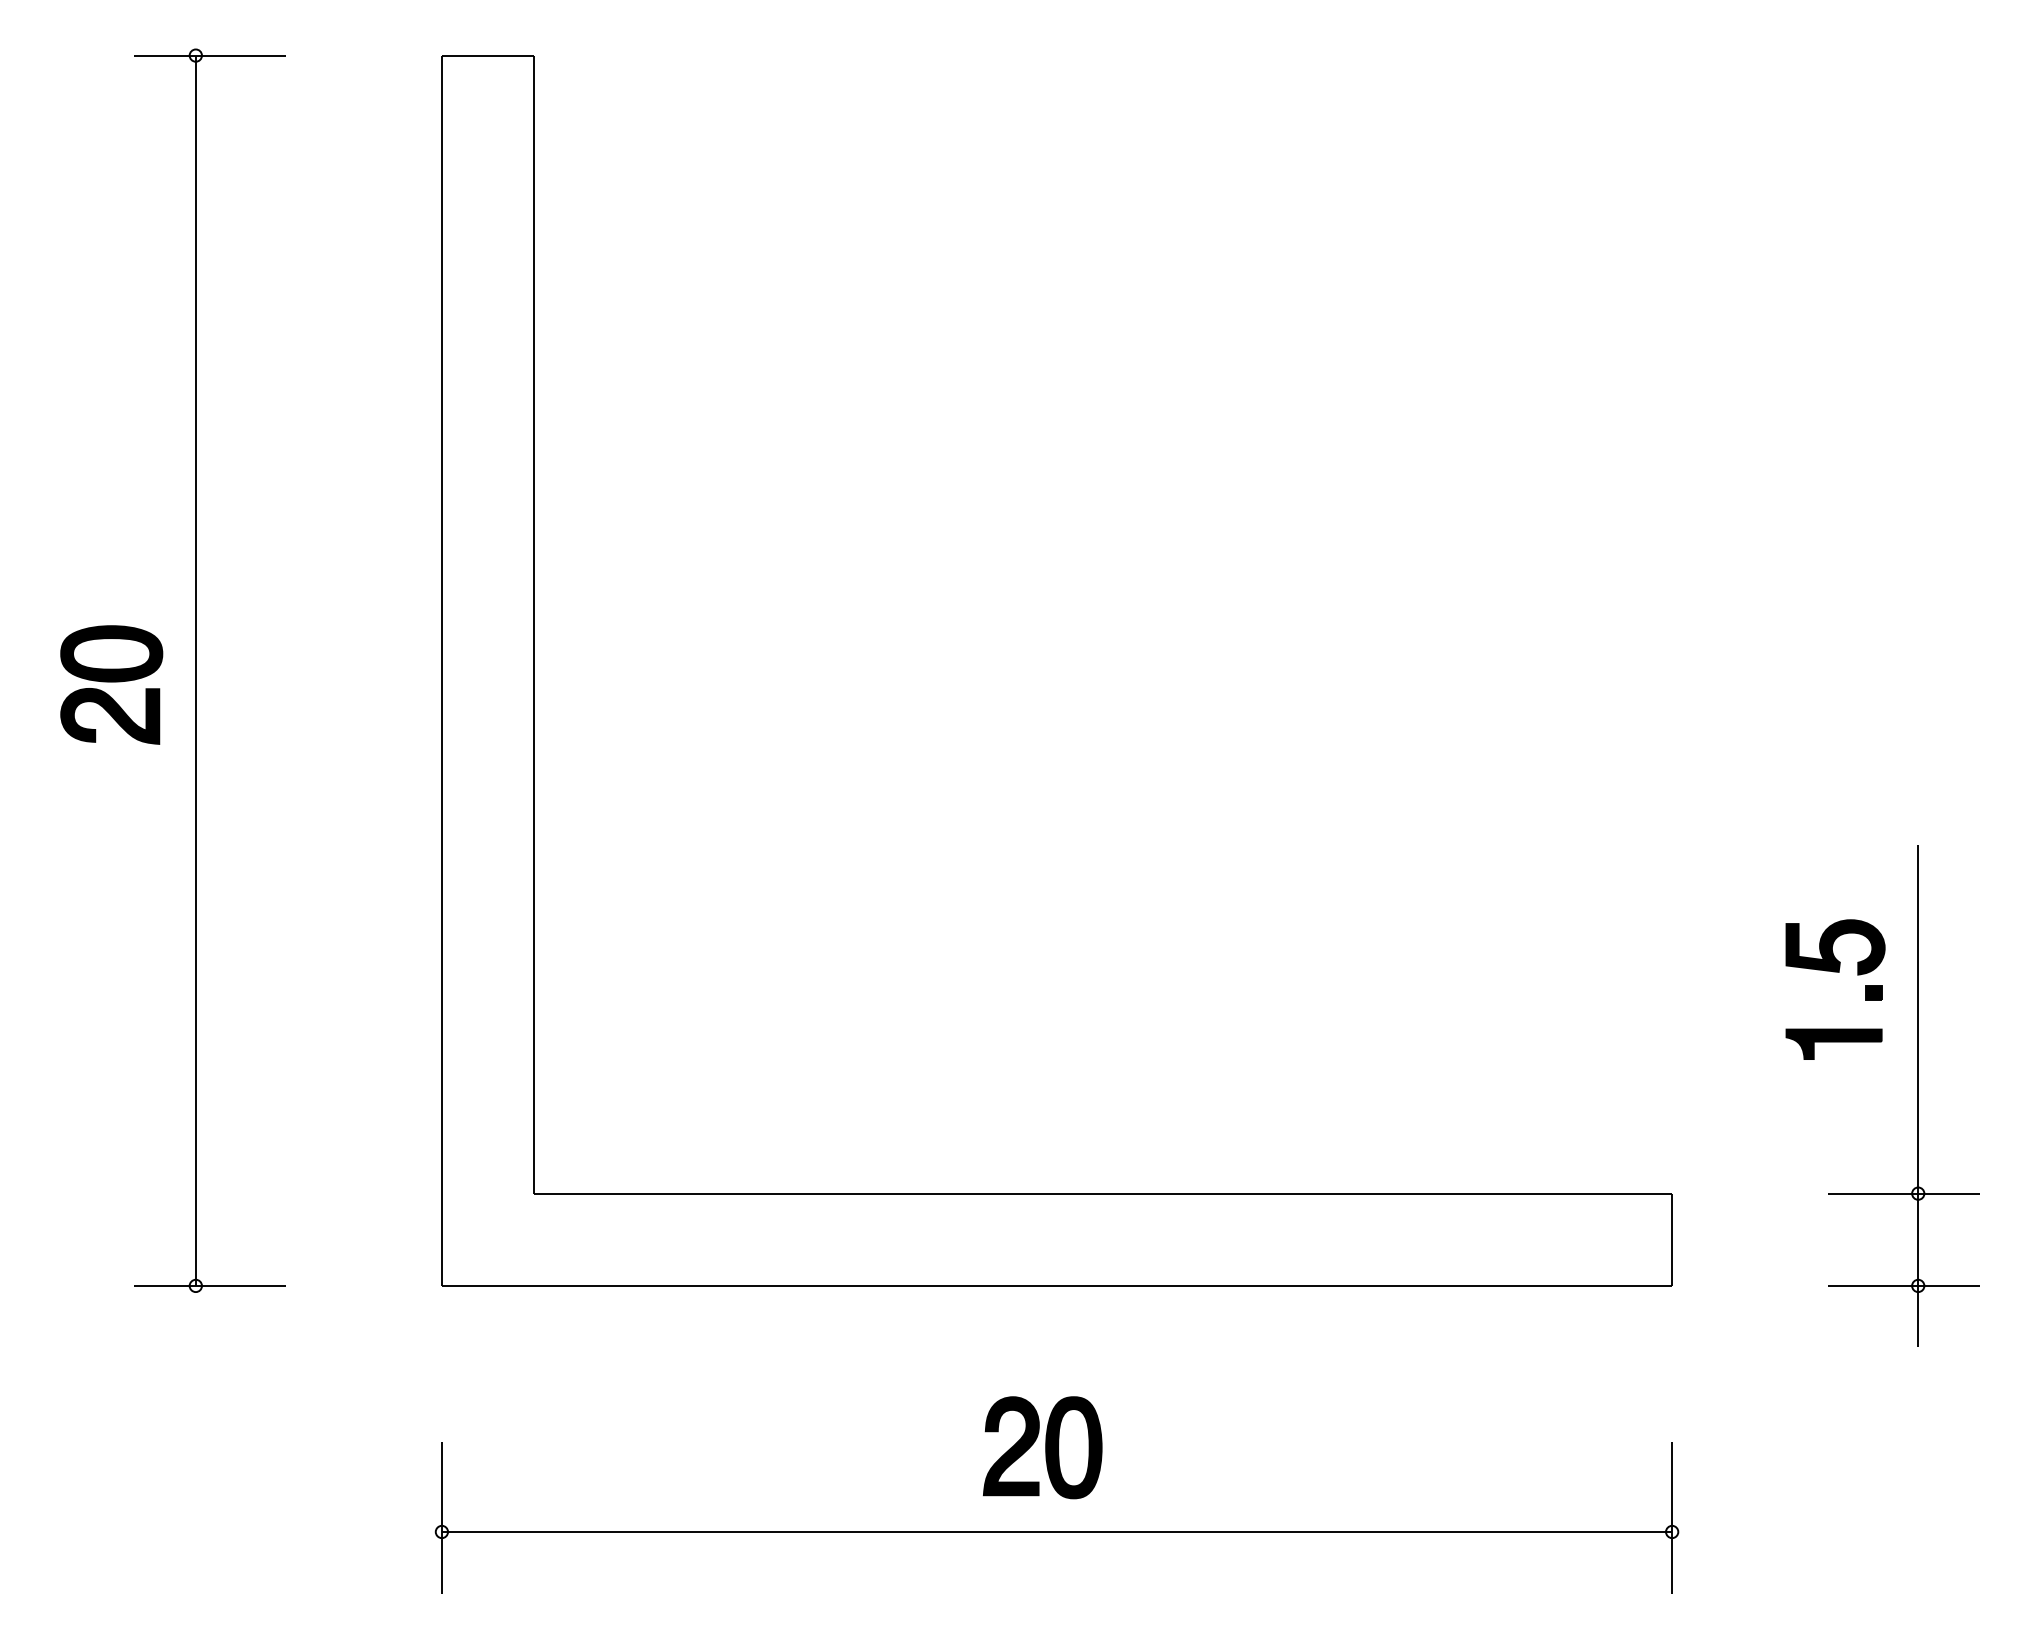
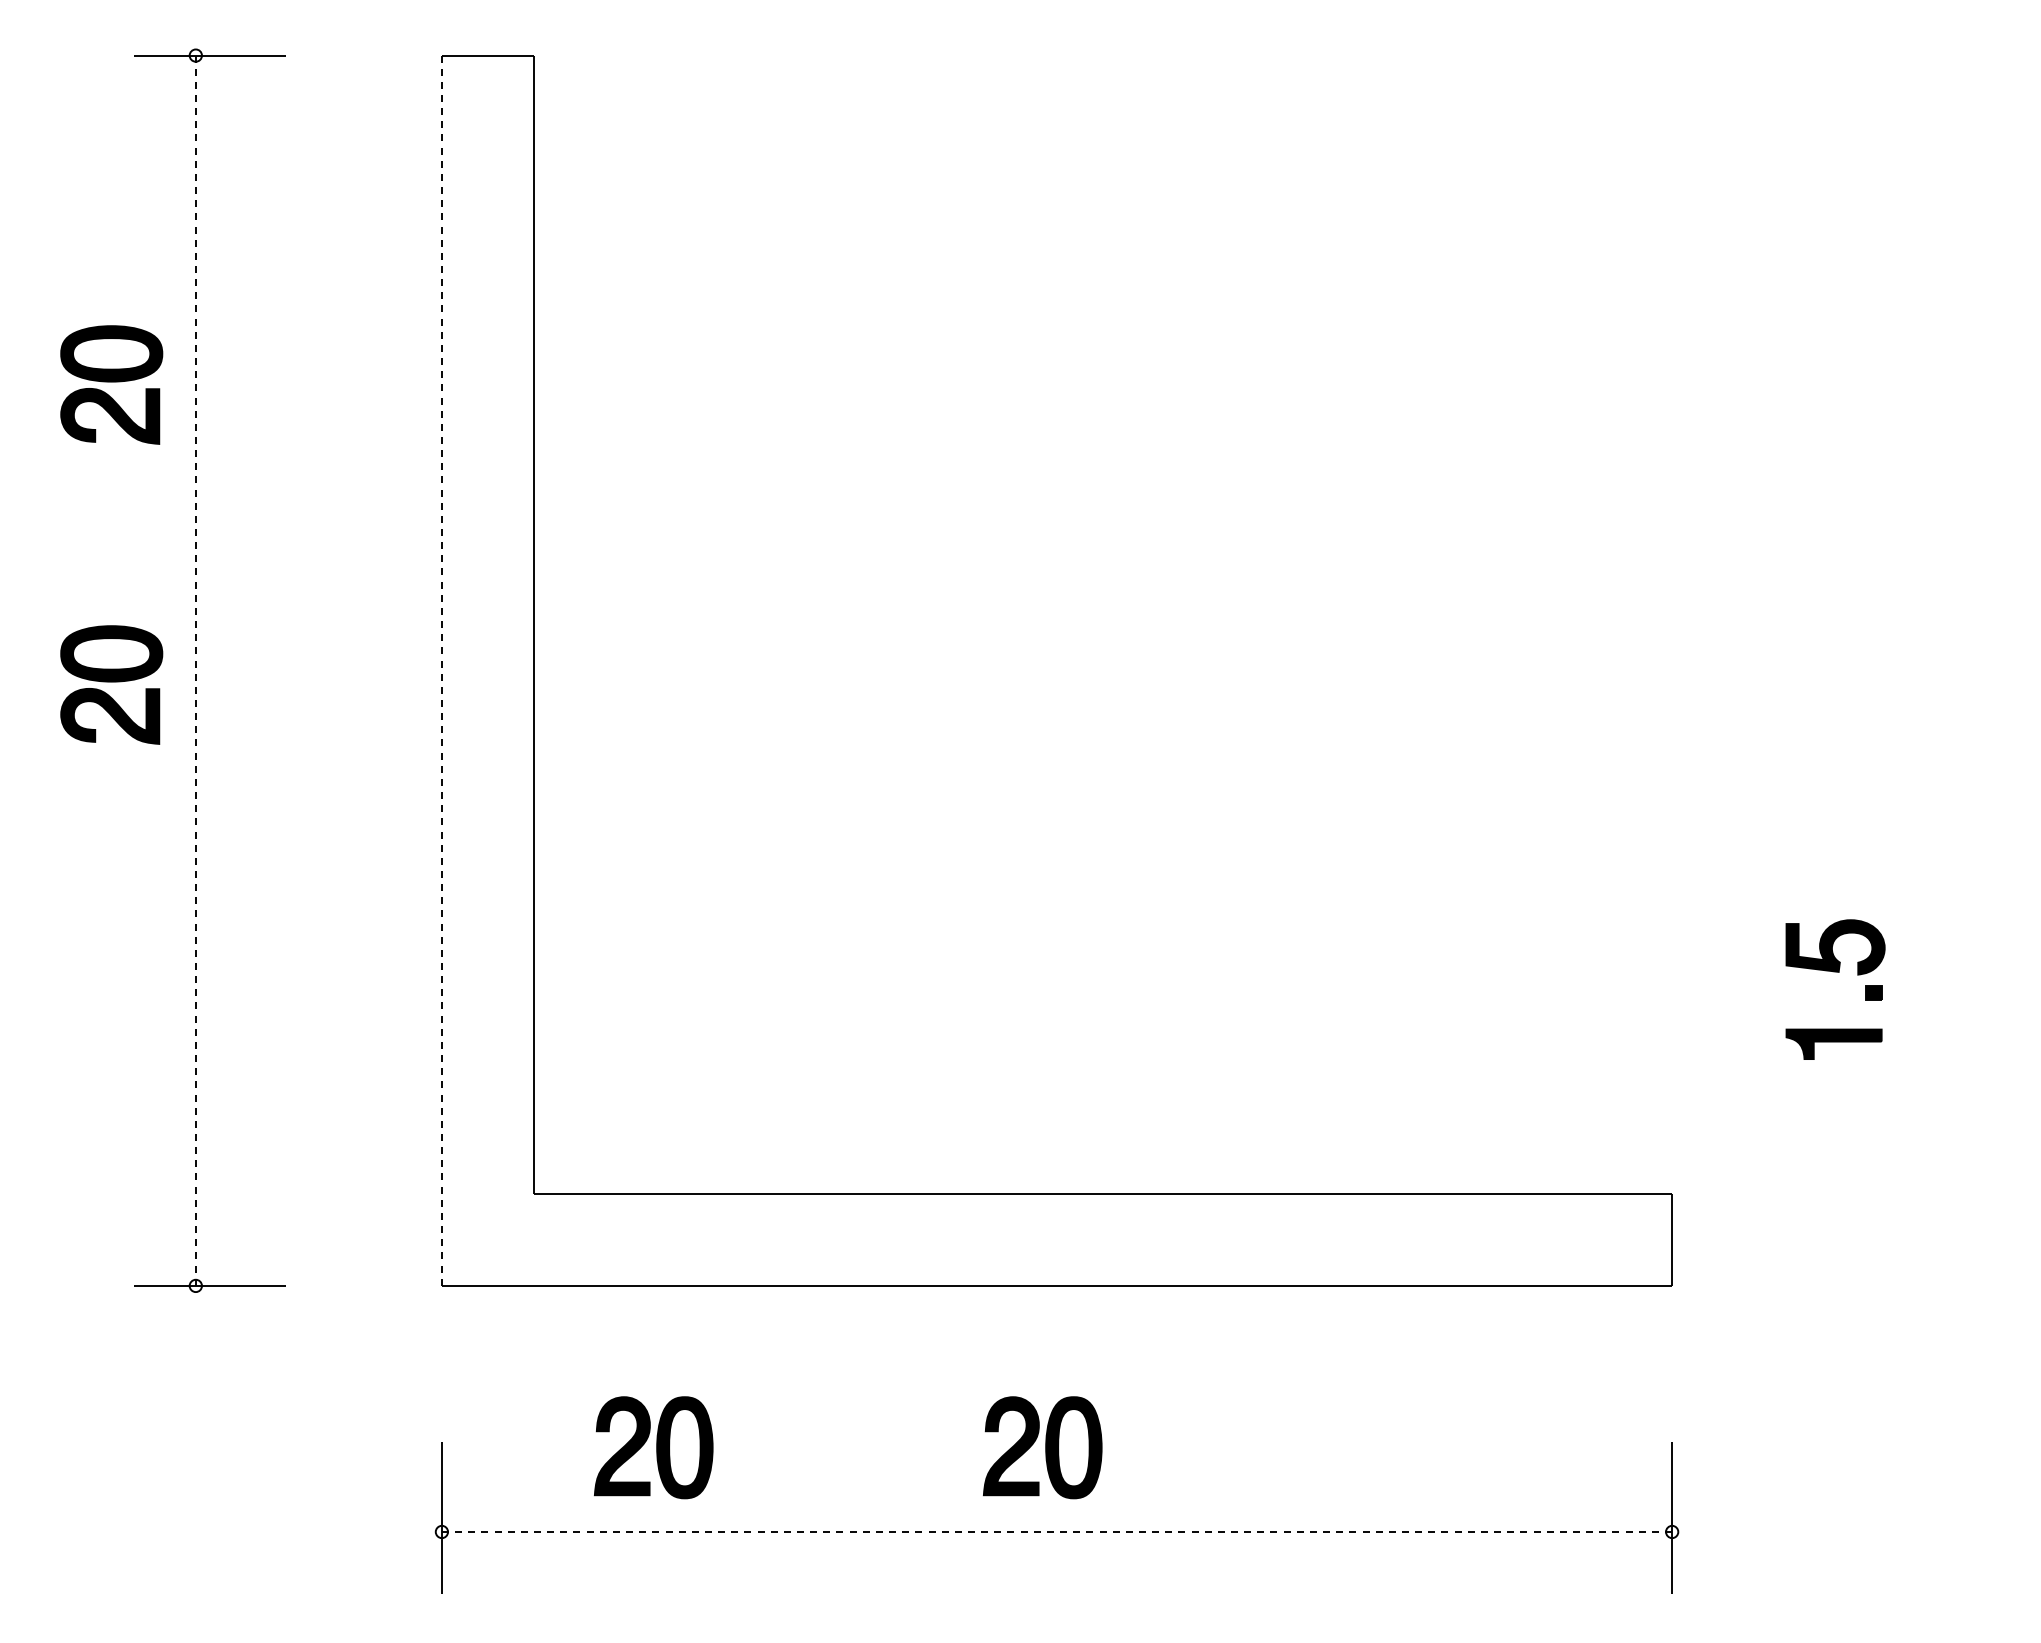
part: none -> present (111, 384)
line: solid -> dashed (195, 671)
line: solid -> dashed (441, 671)
part: present -> none (1917, 1095)
part: none -> present (653, 1447)
line: solid -> dashed (1057, 1531)
